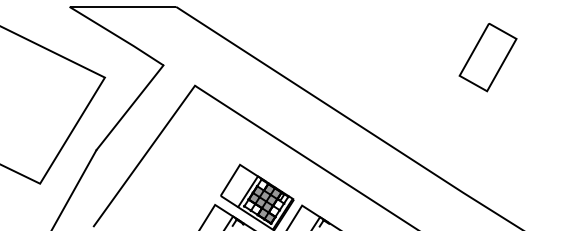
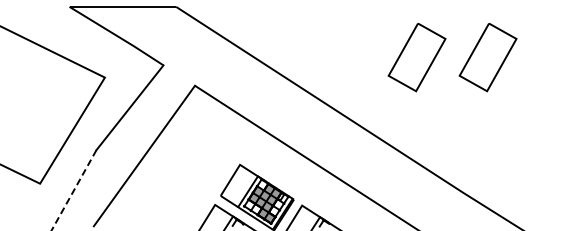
part: none -> present (416, 57)
line: solid -> dashed (74, 190)
